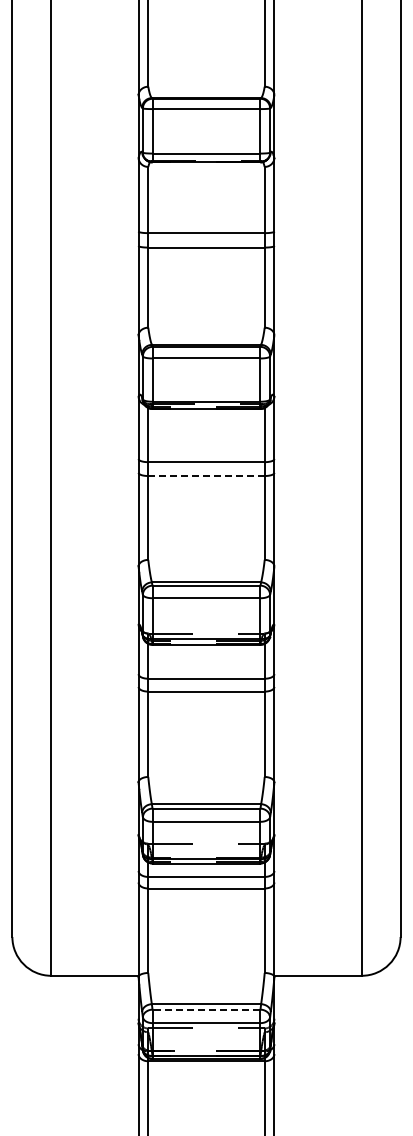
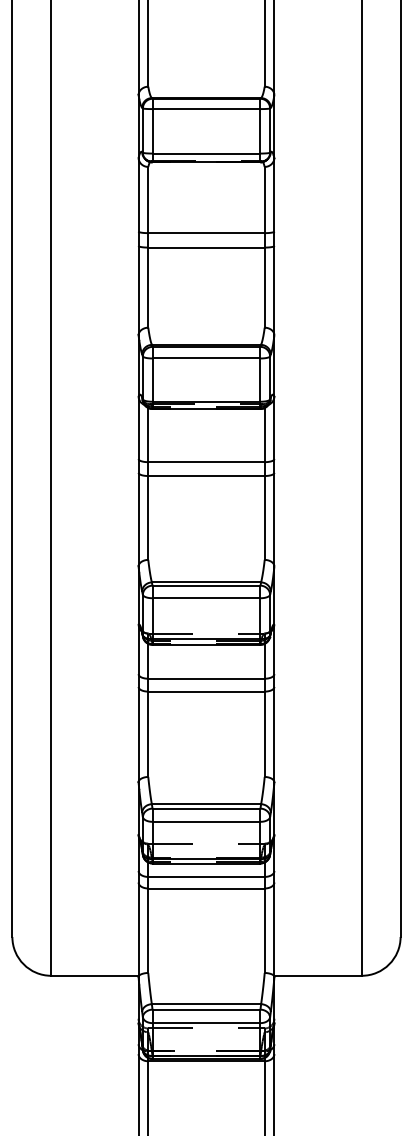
line: dashed -> solid (206, 476)
line: dashed -> solid (206, 1009)
